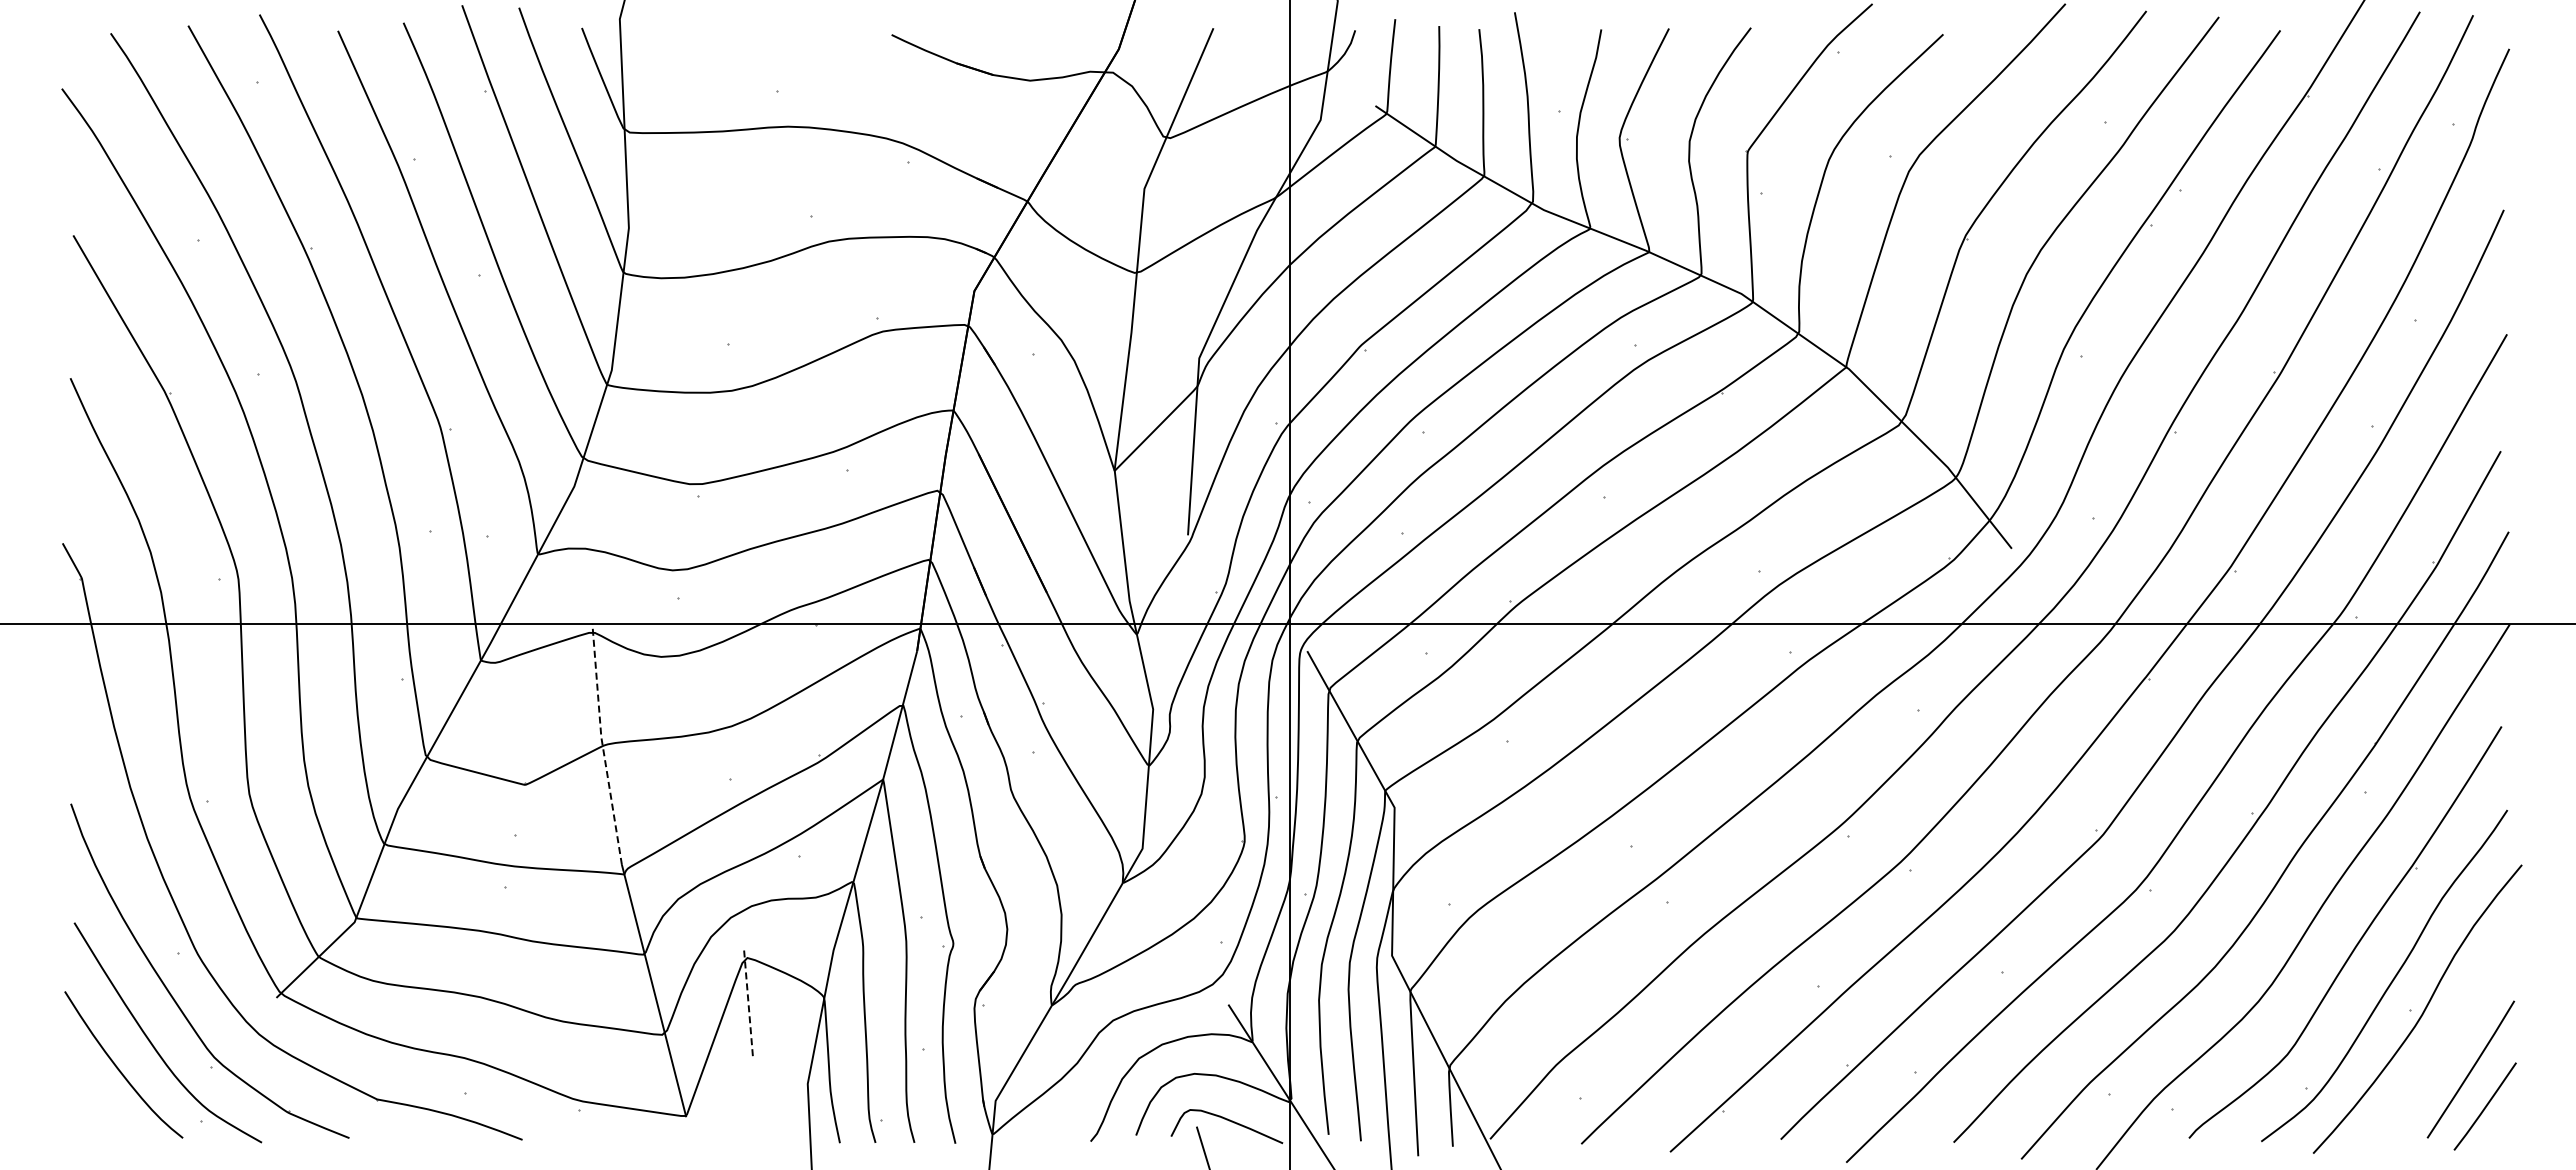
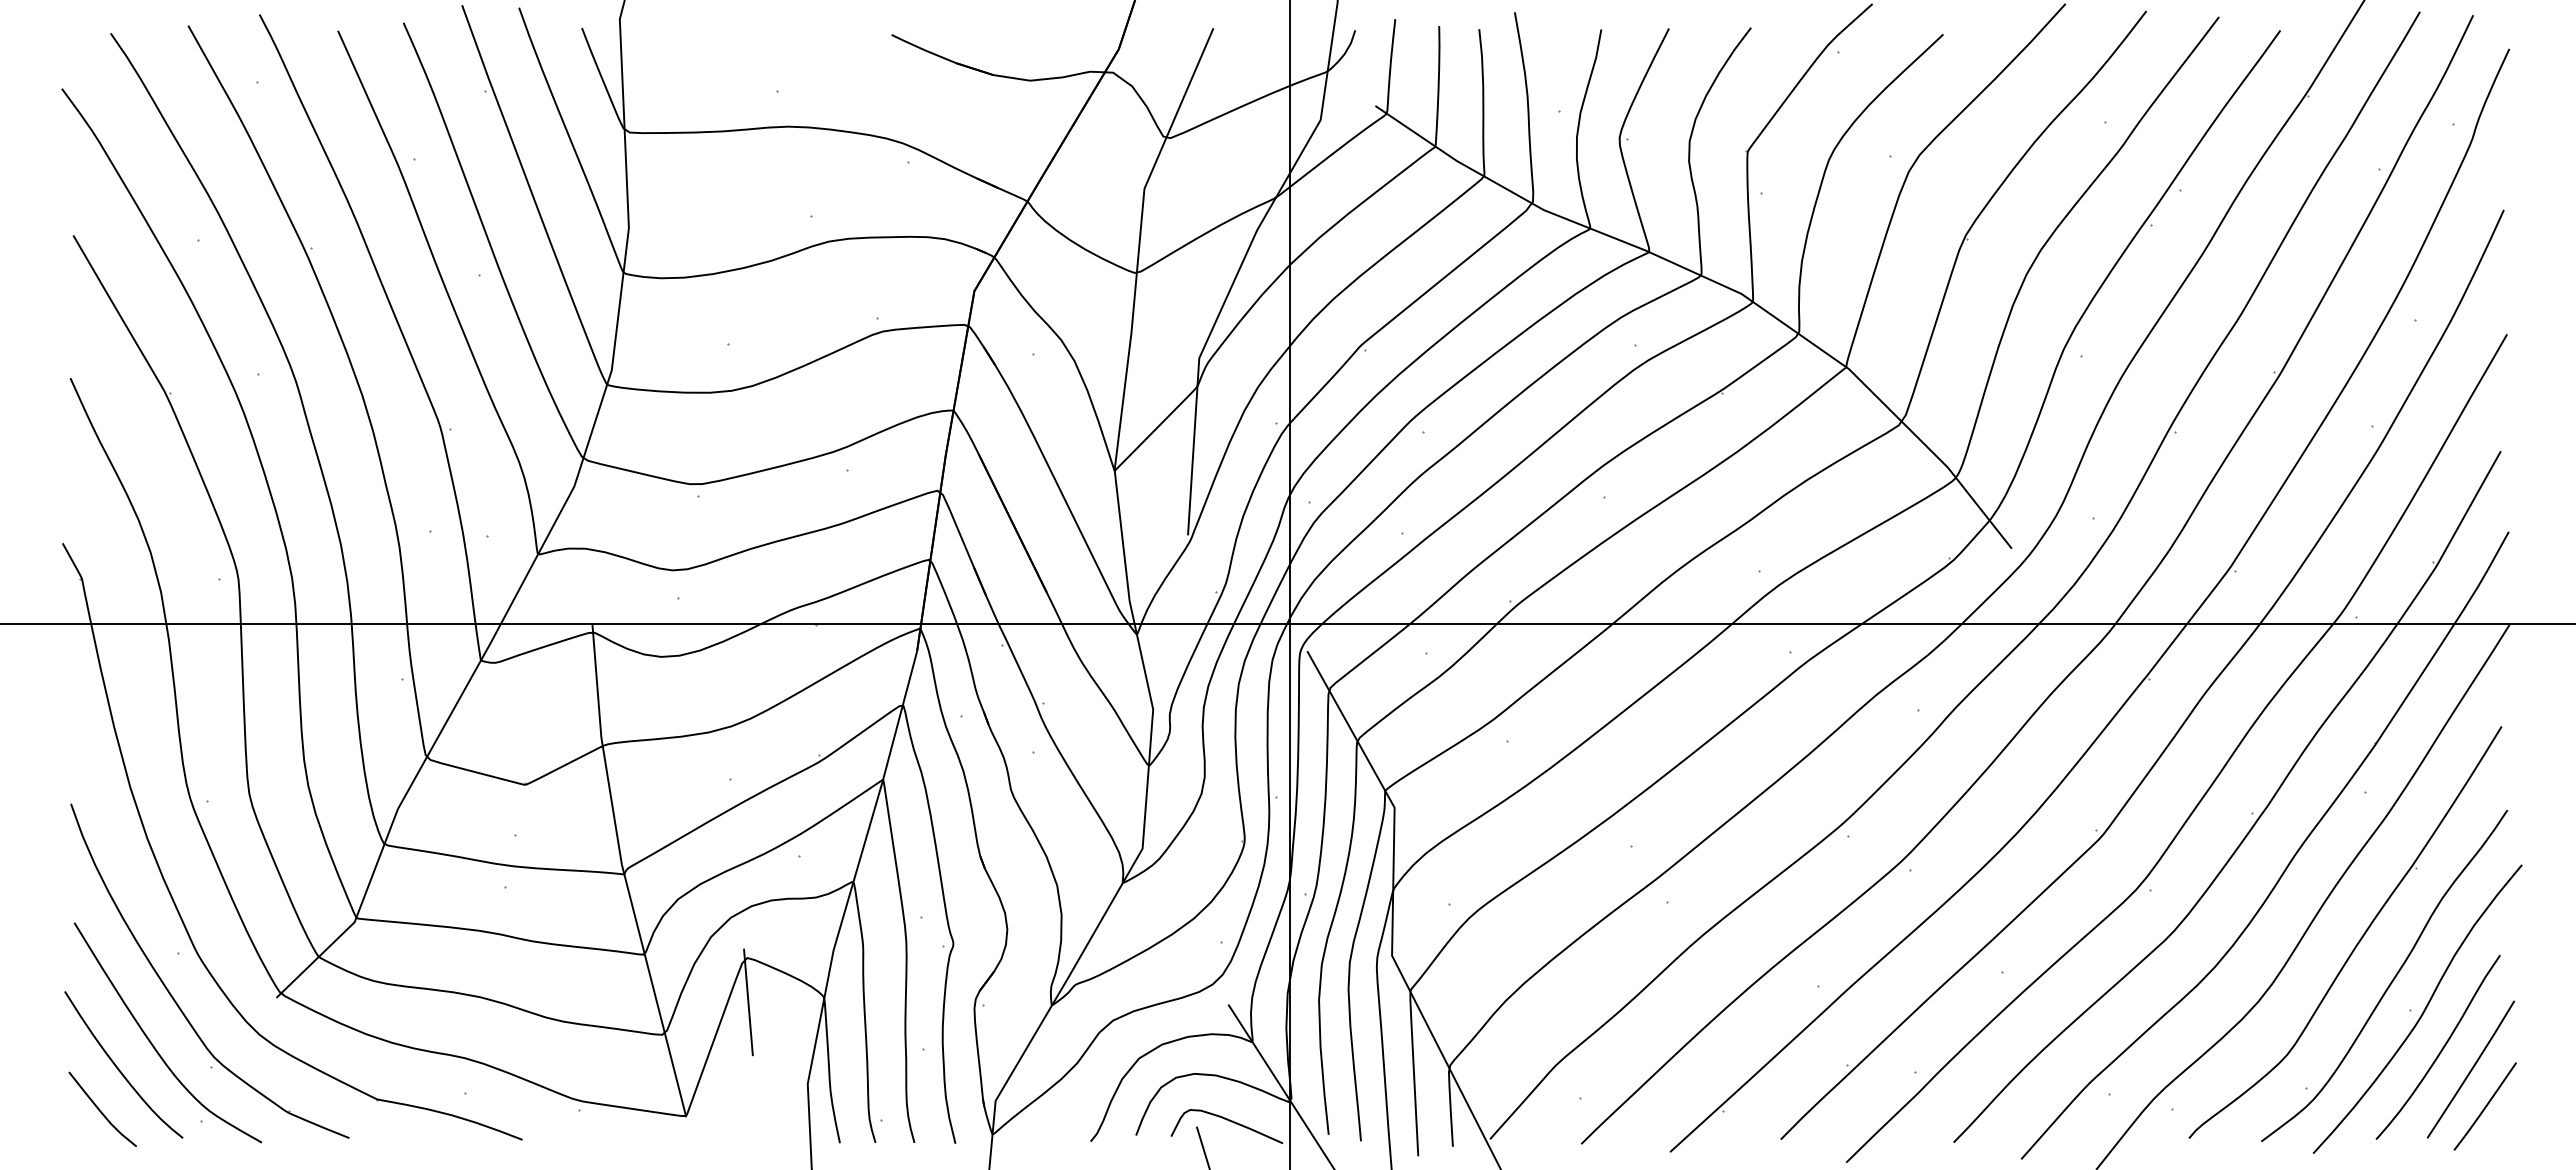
line: dashed -> solid (602, 744)
line: dashed -> solid (748, 1002)
curve: none -> present (2440, 1050)
curve: none -> present (100, 1109)
